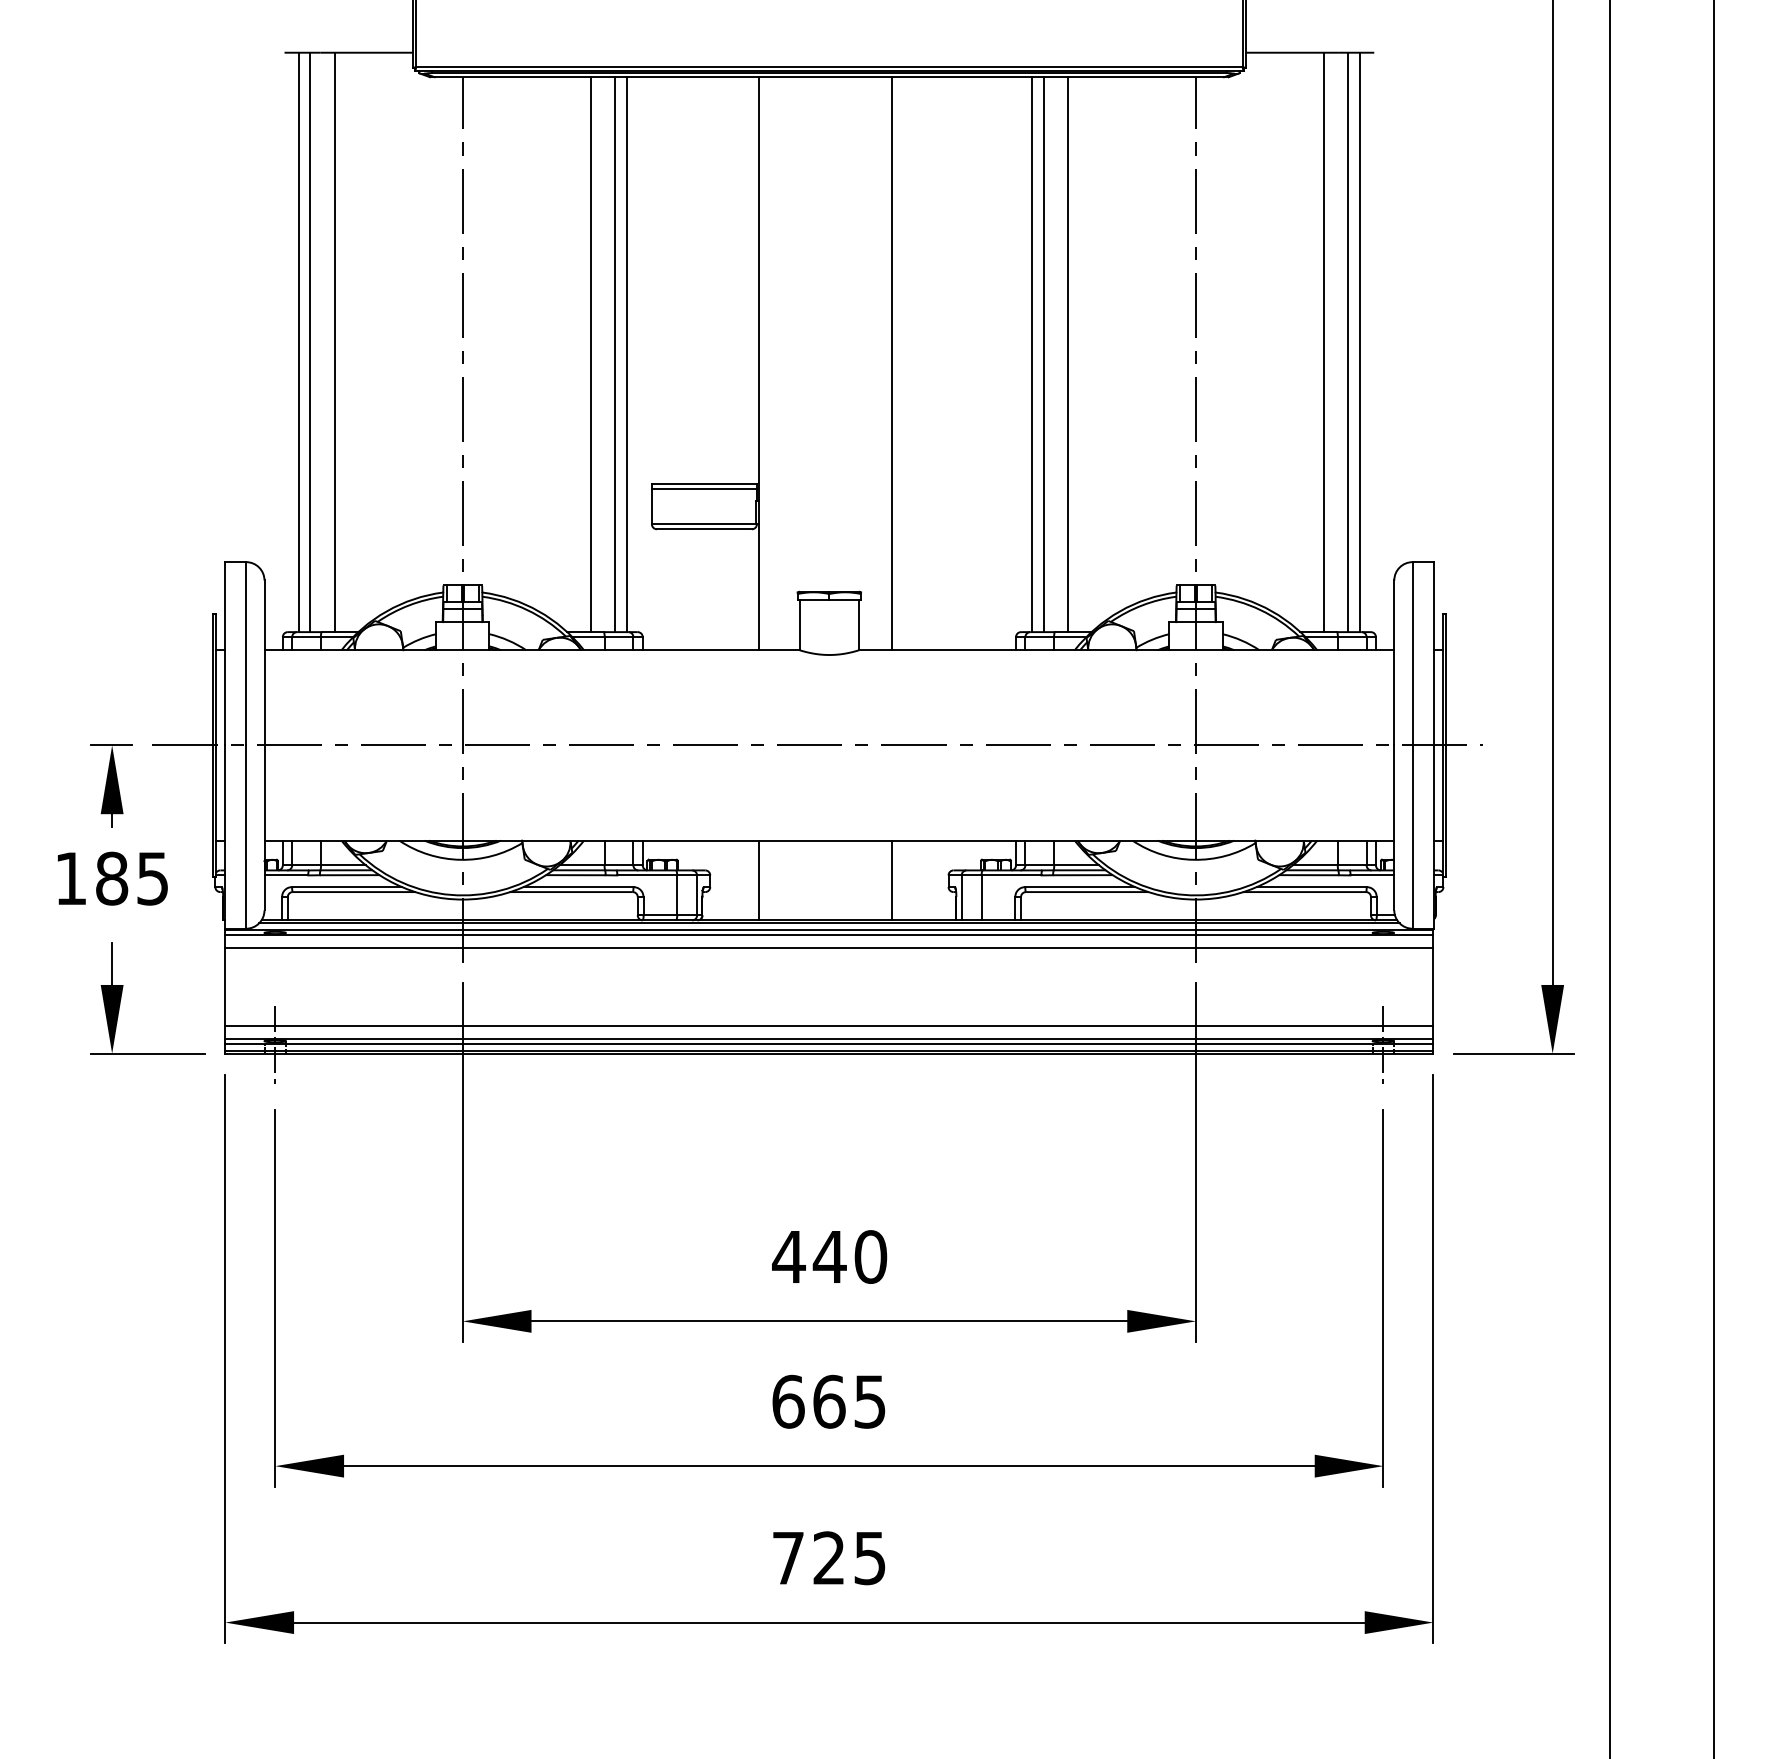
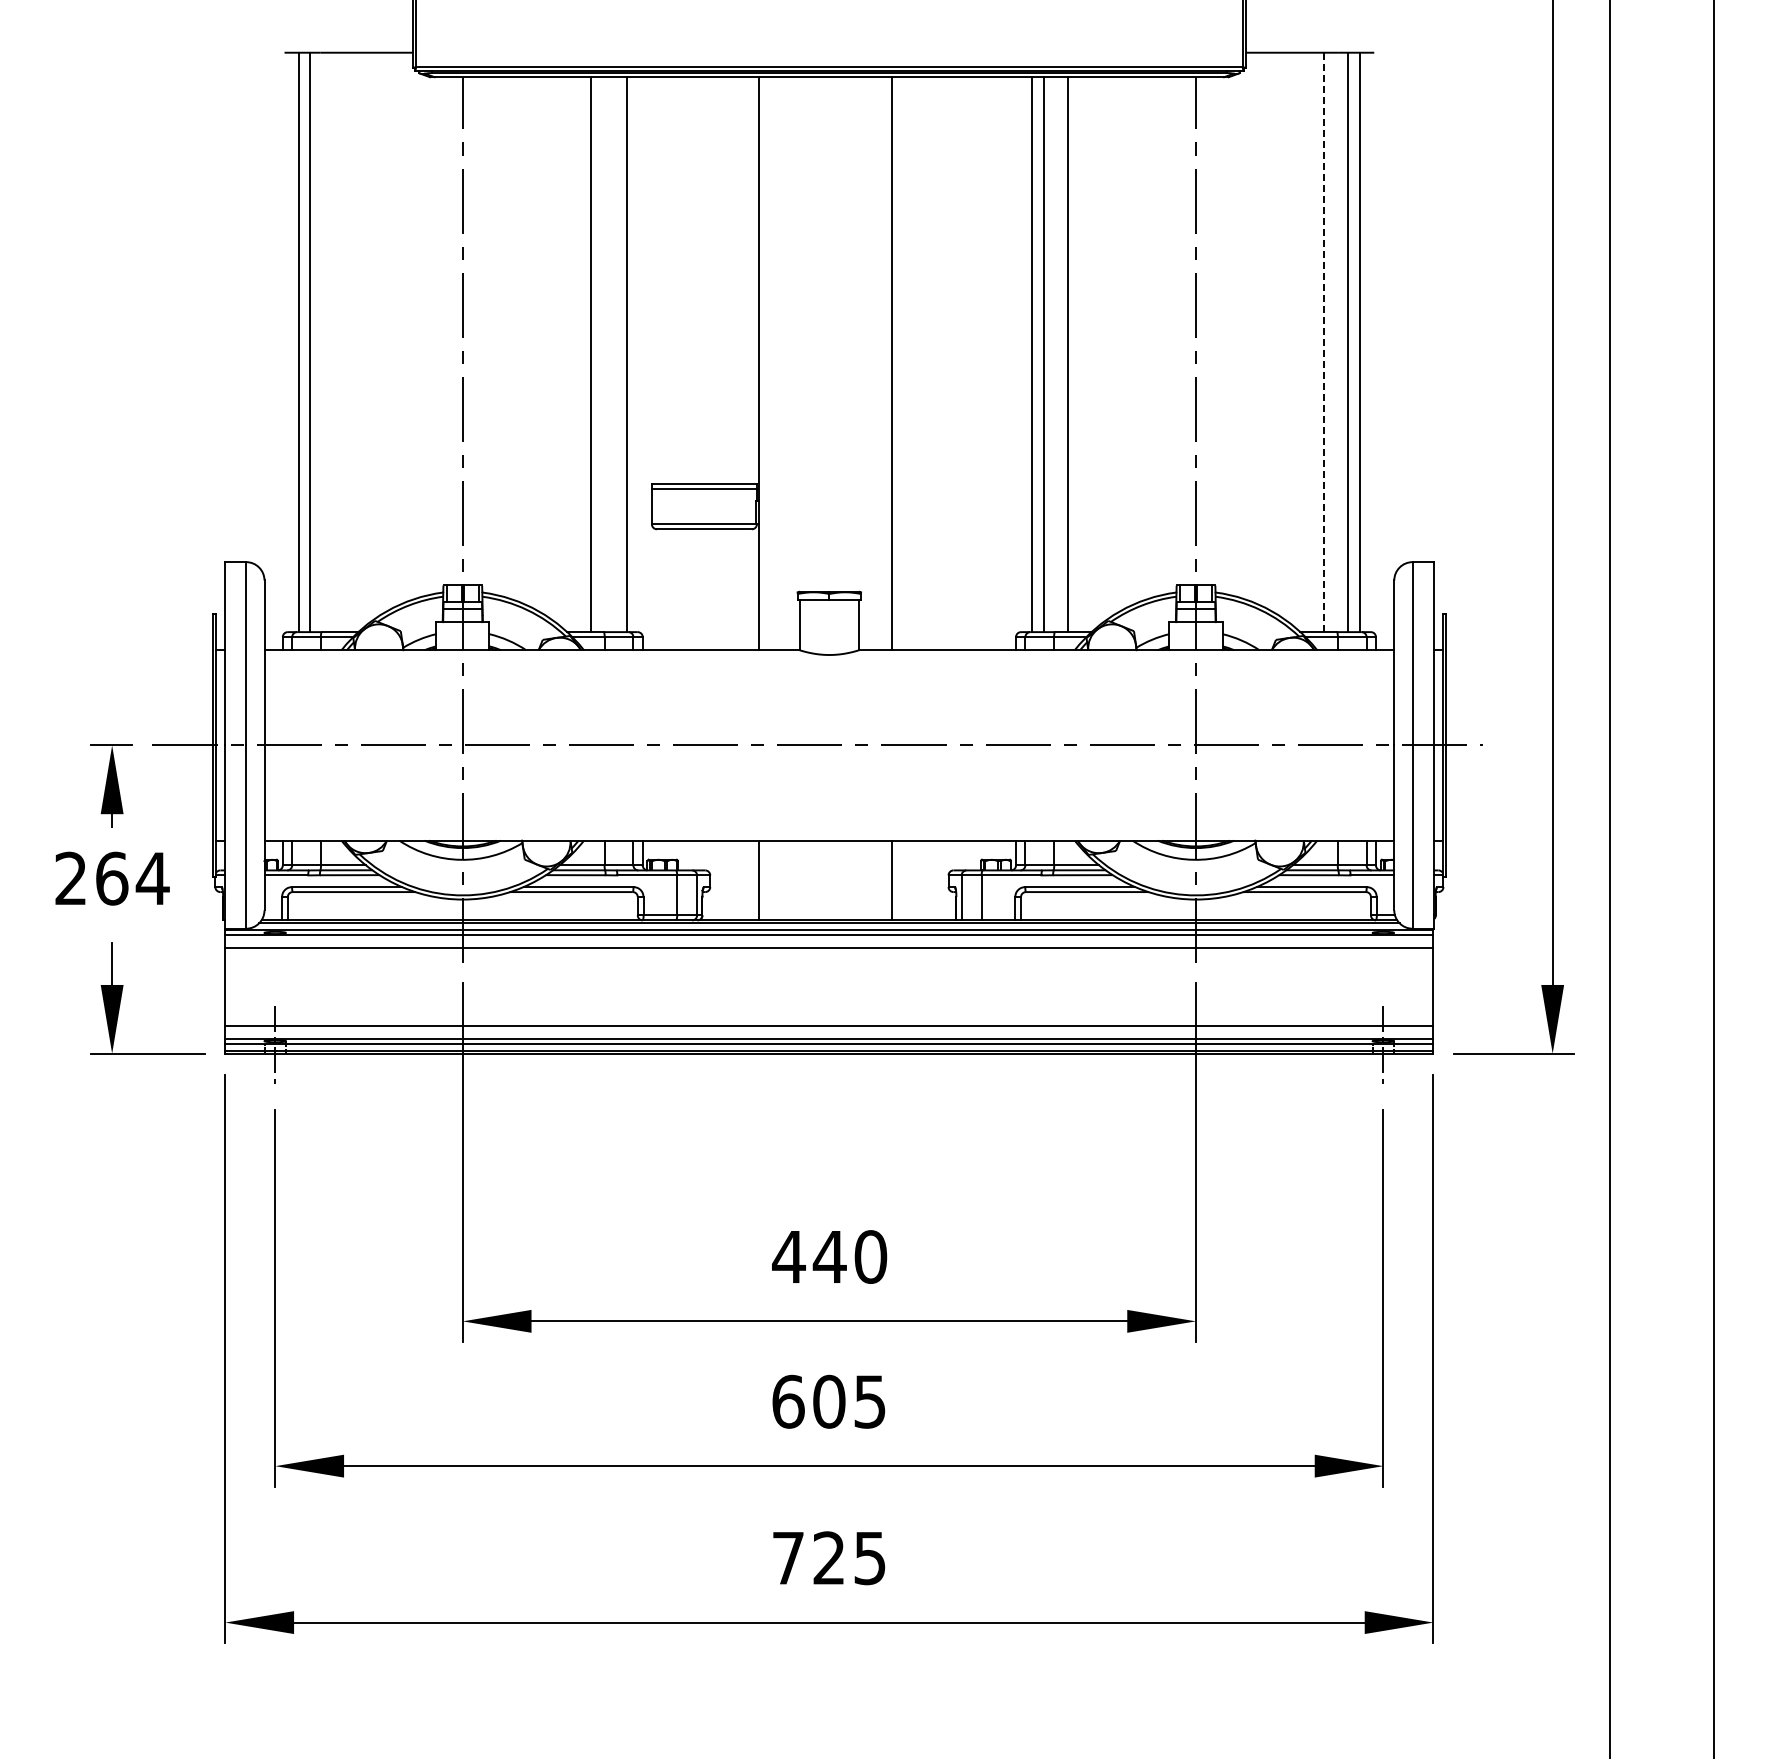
line: present -> none (334, 342)
line: solid -> dashed (1324, 342)
line: present -> none (615, 354)
text: 185 -> 264 (112, 878)
text: 665 -> 605 (829, 1401)
